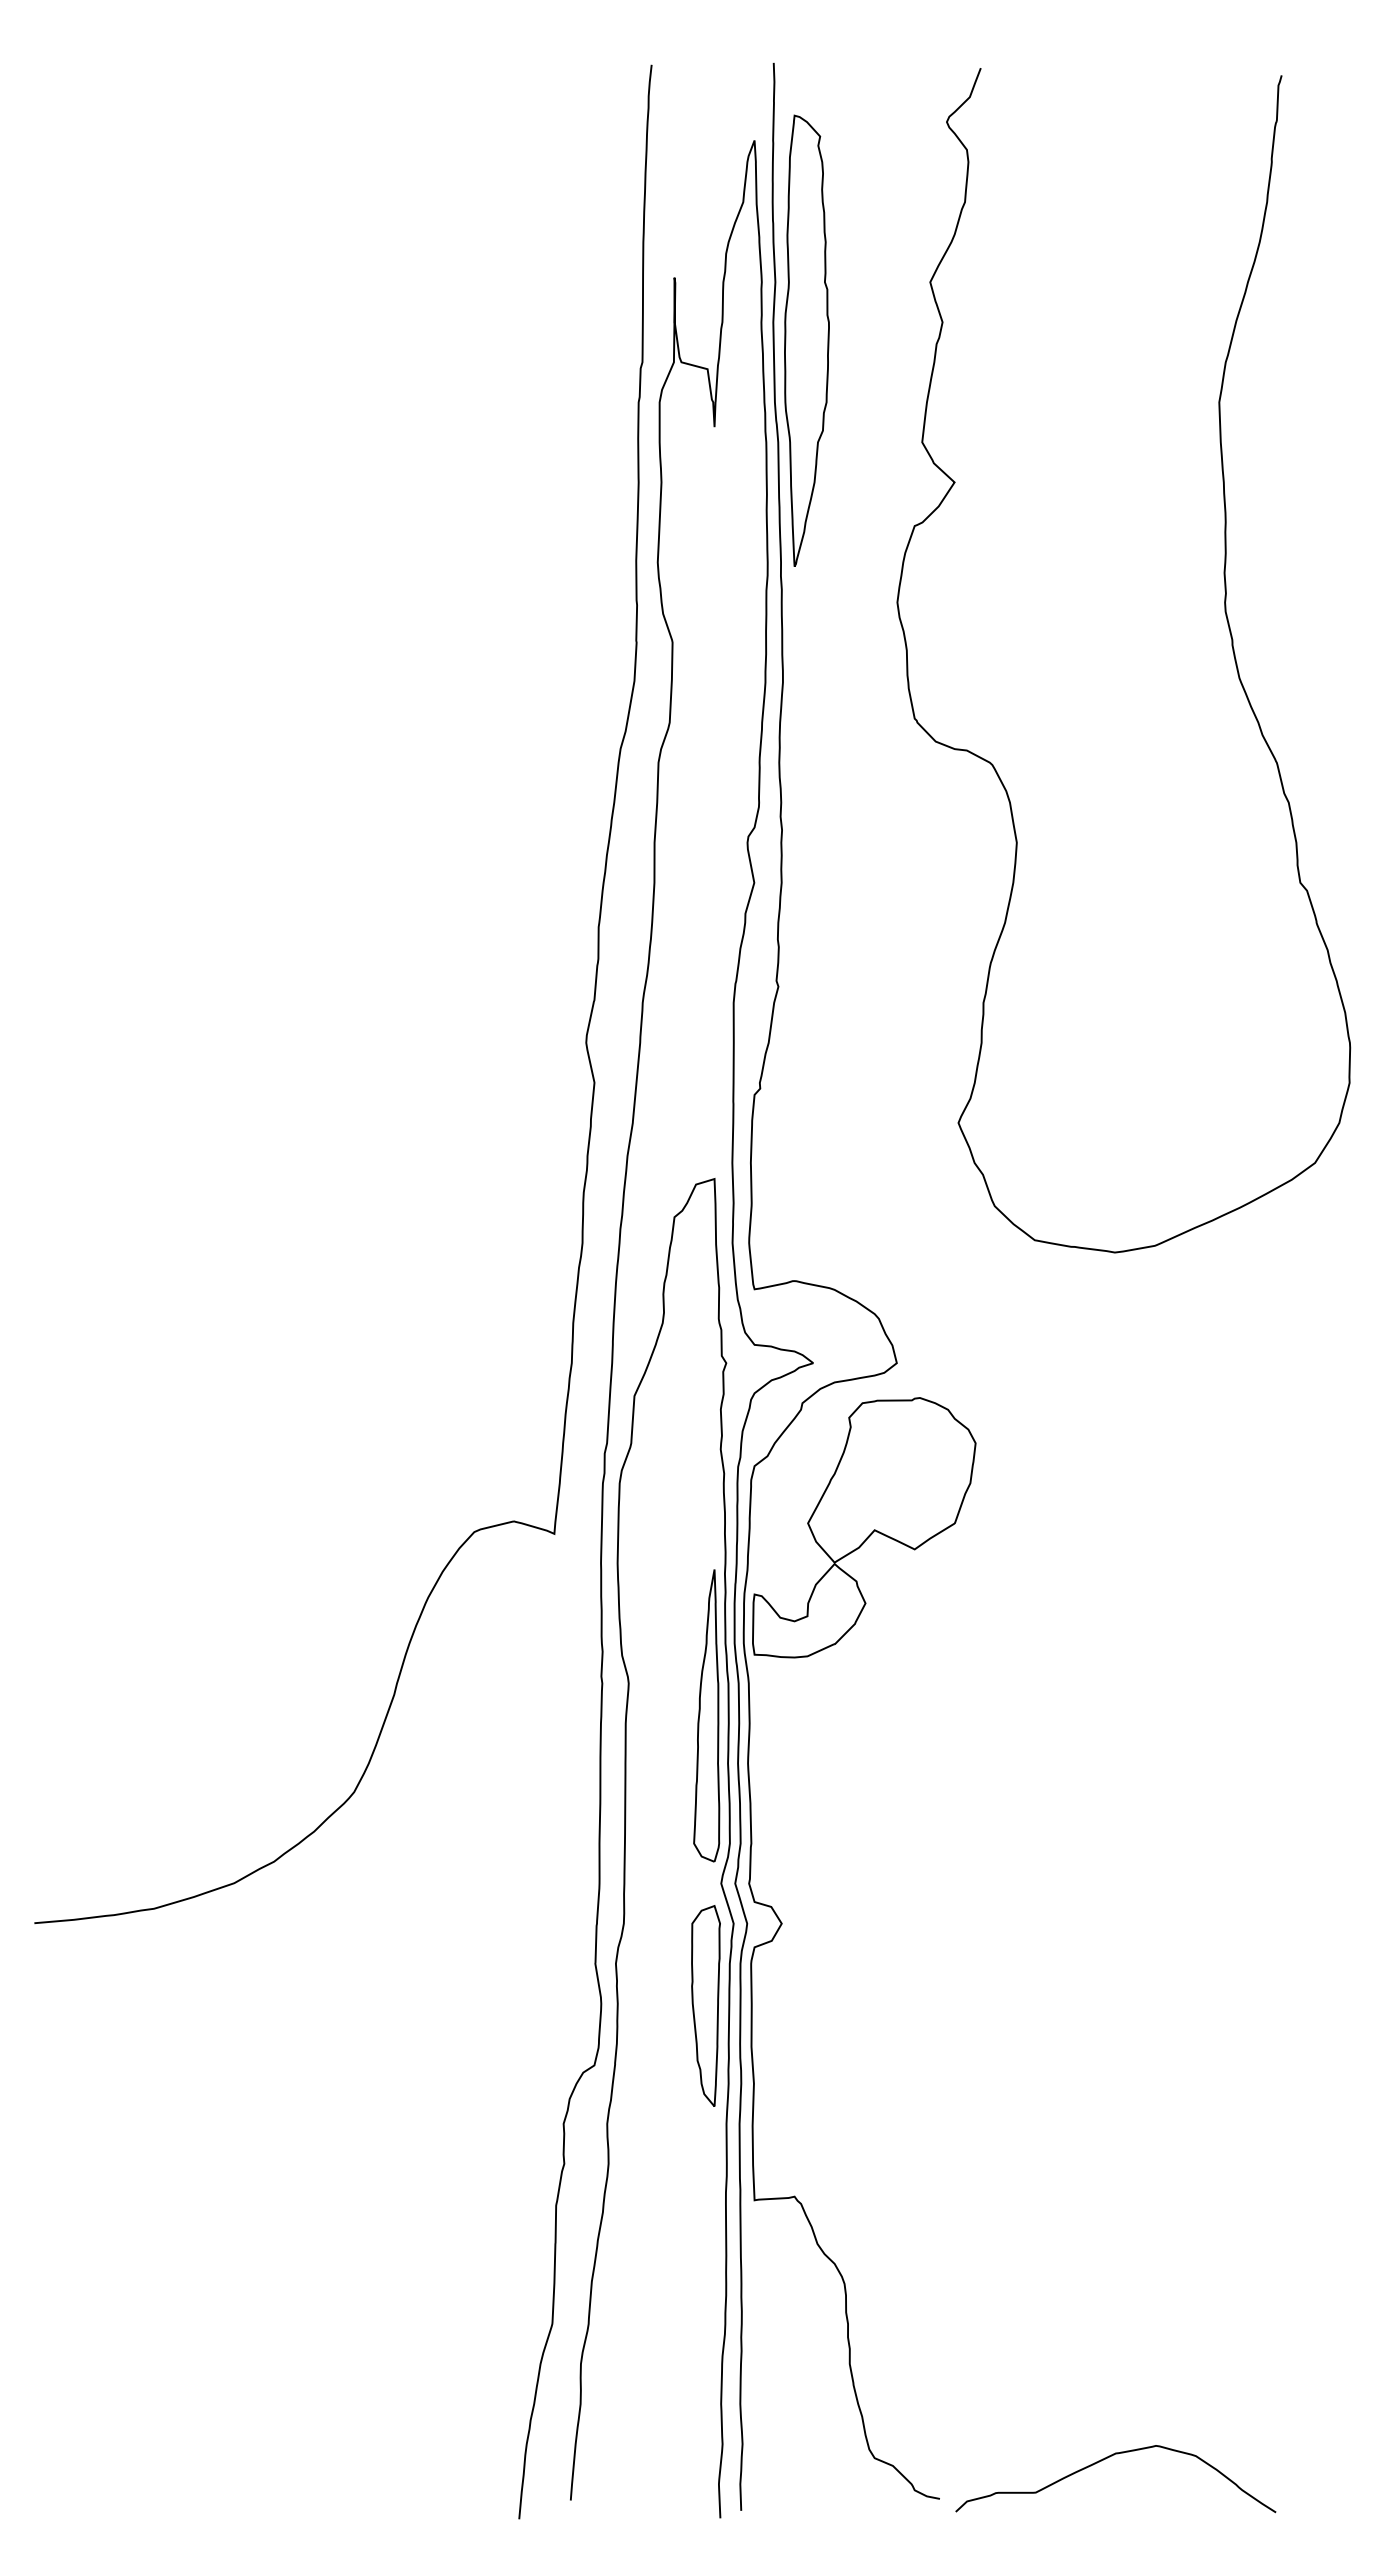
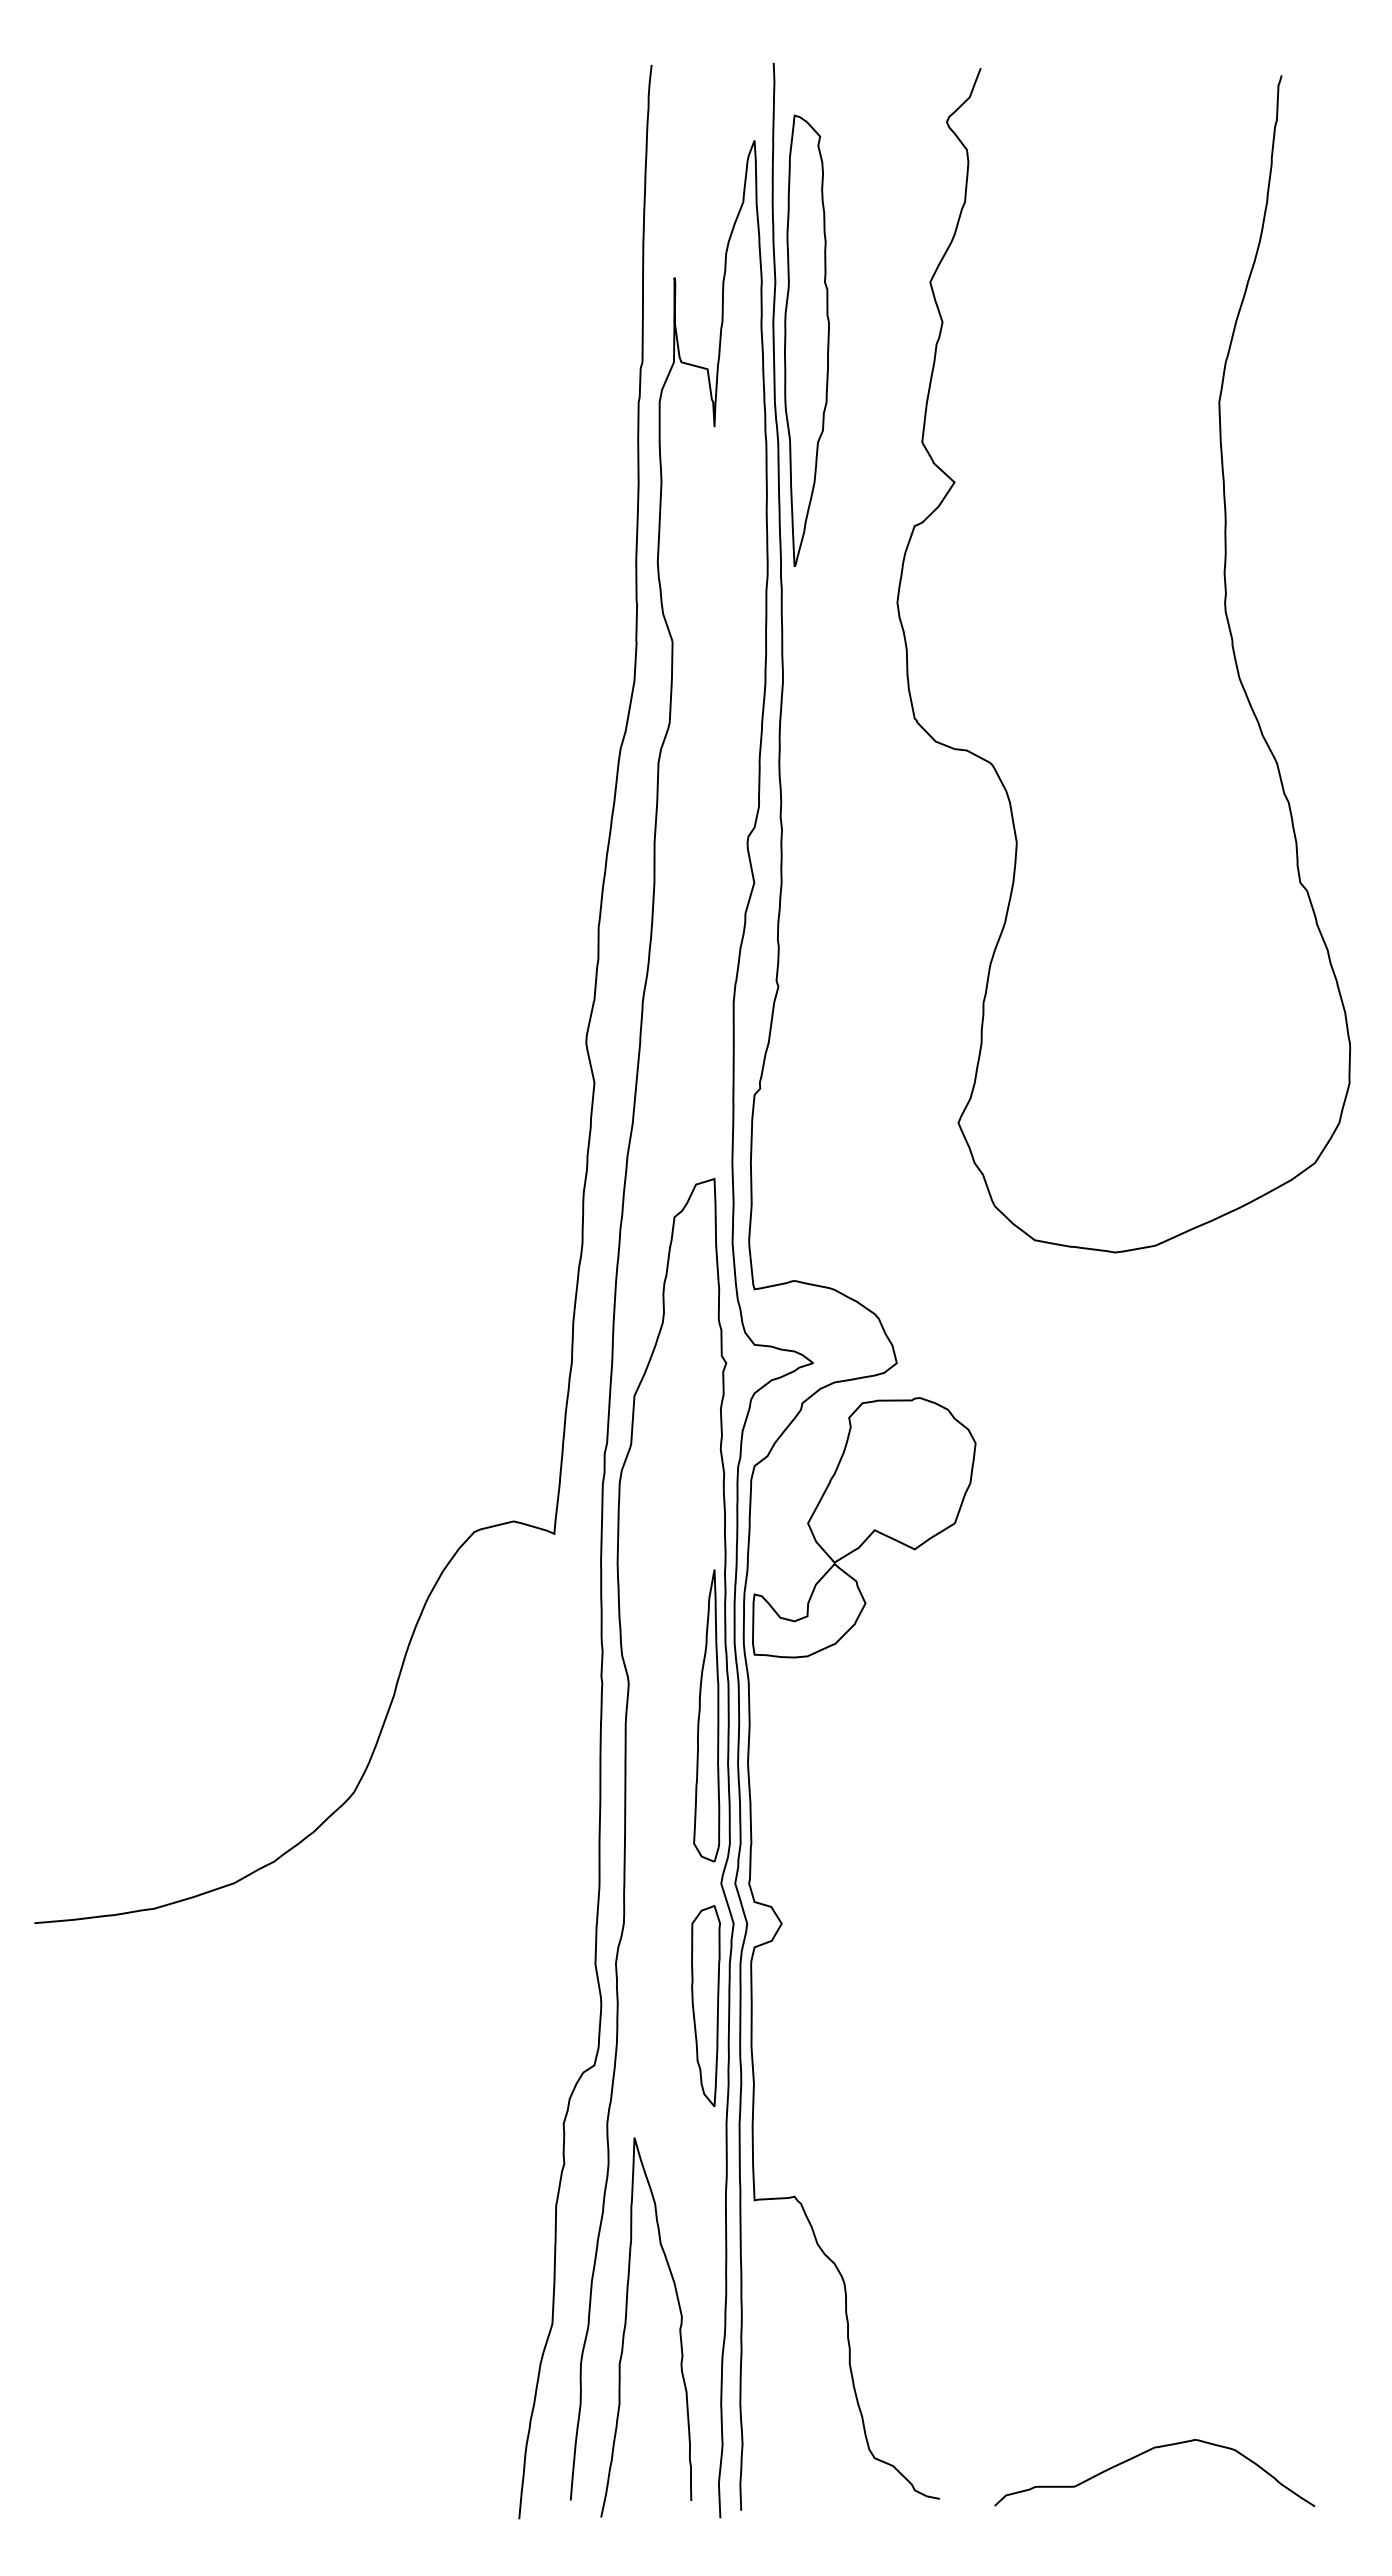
curve: none -> present (626, 2325)
curve position: (1105, 2459) -> (1144, 2453) (1144, 2453)
